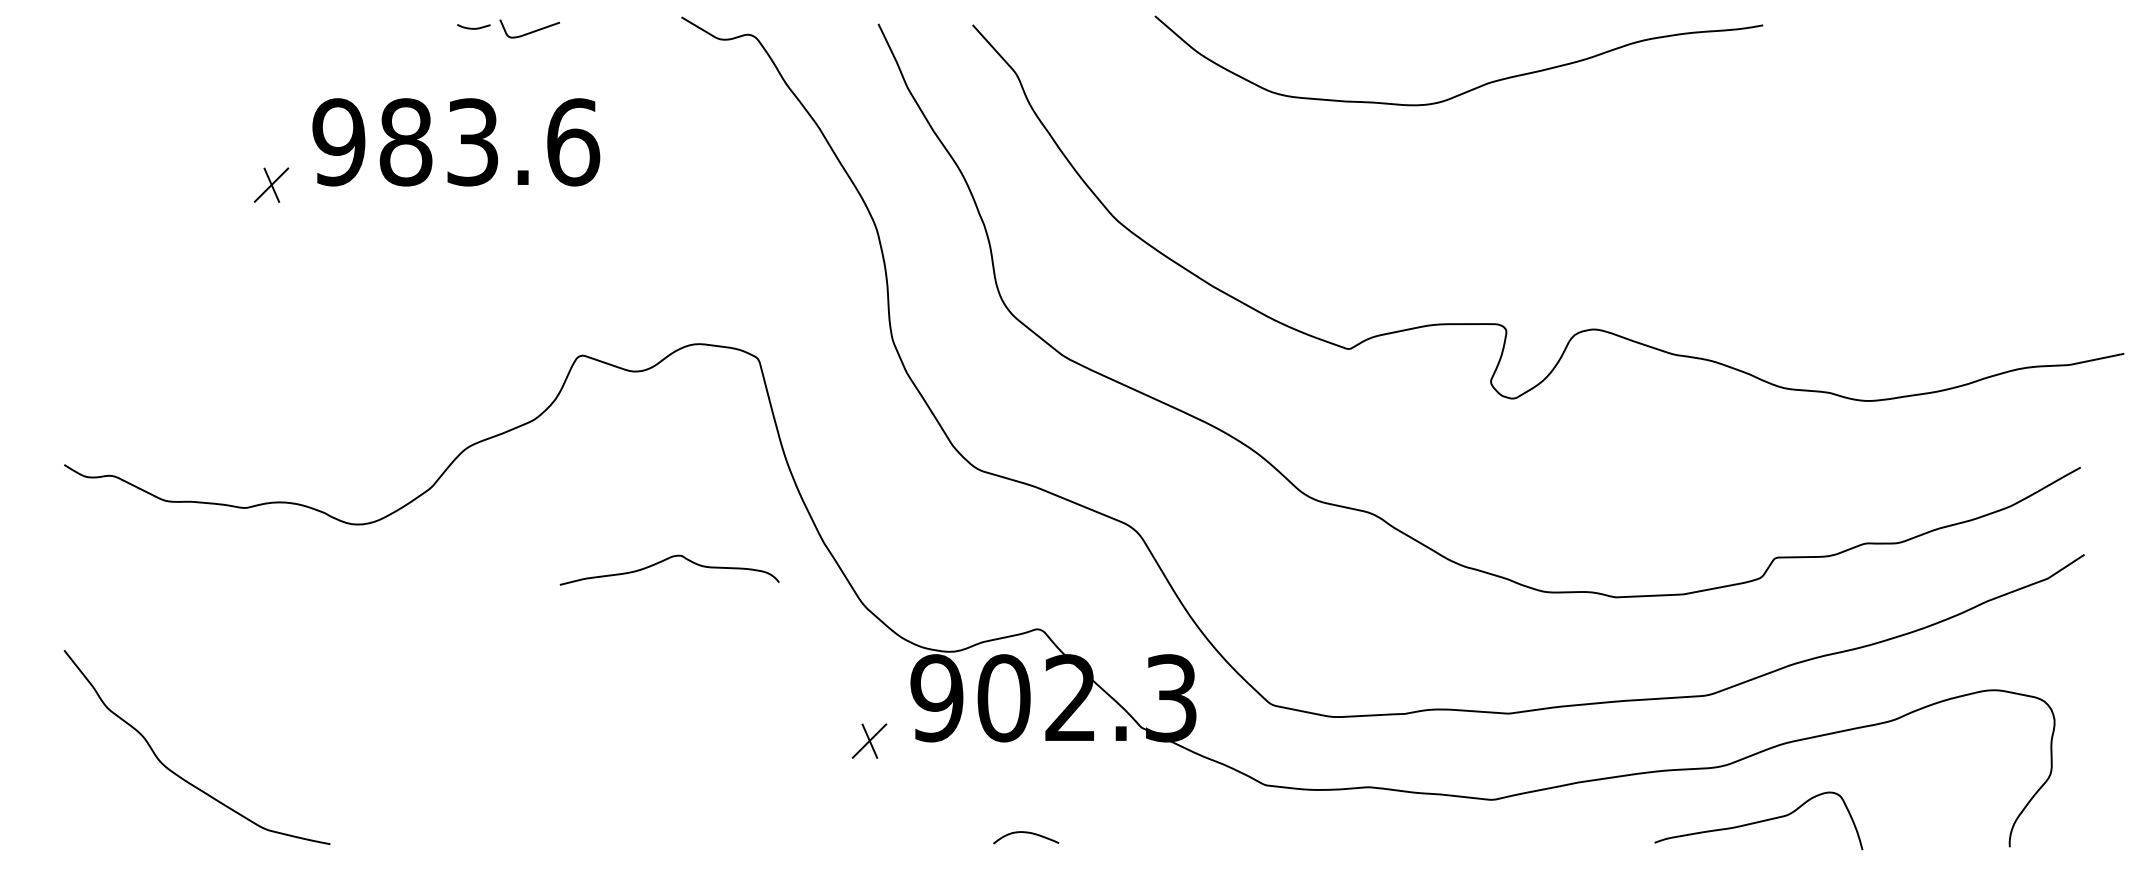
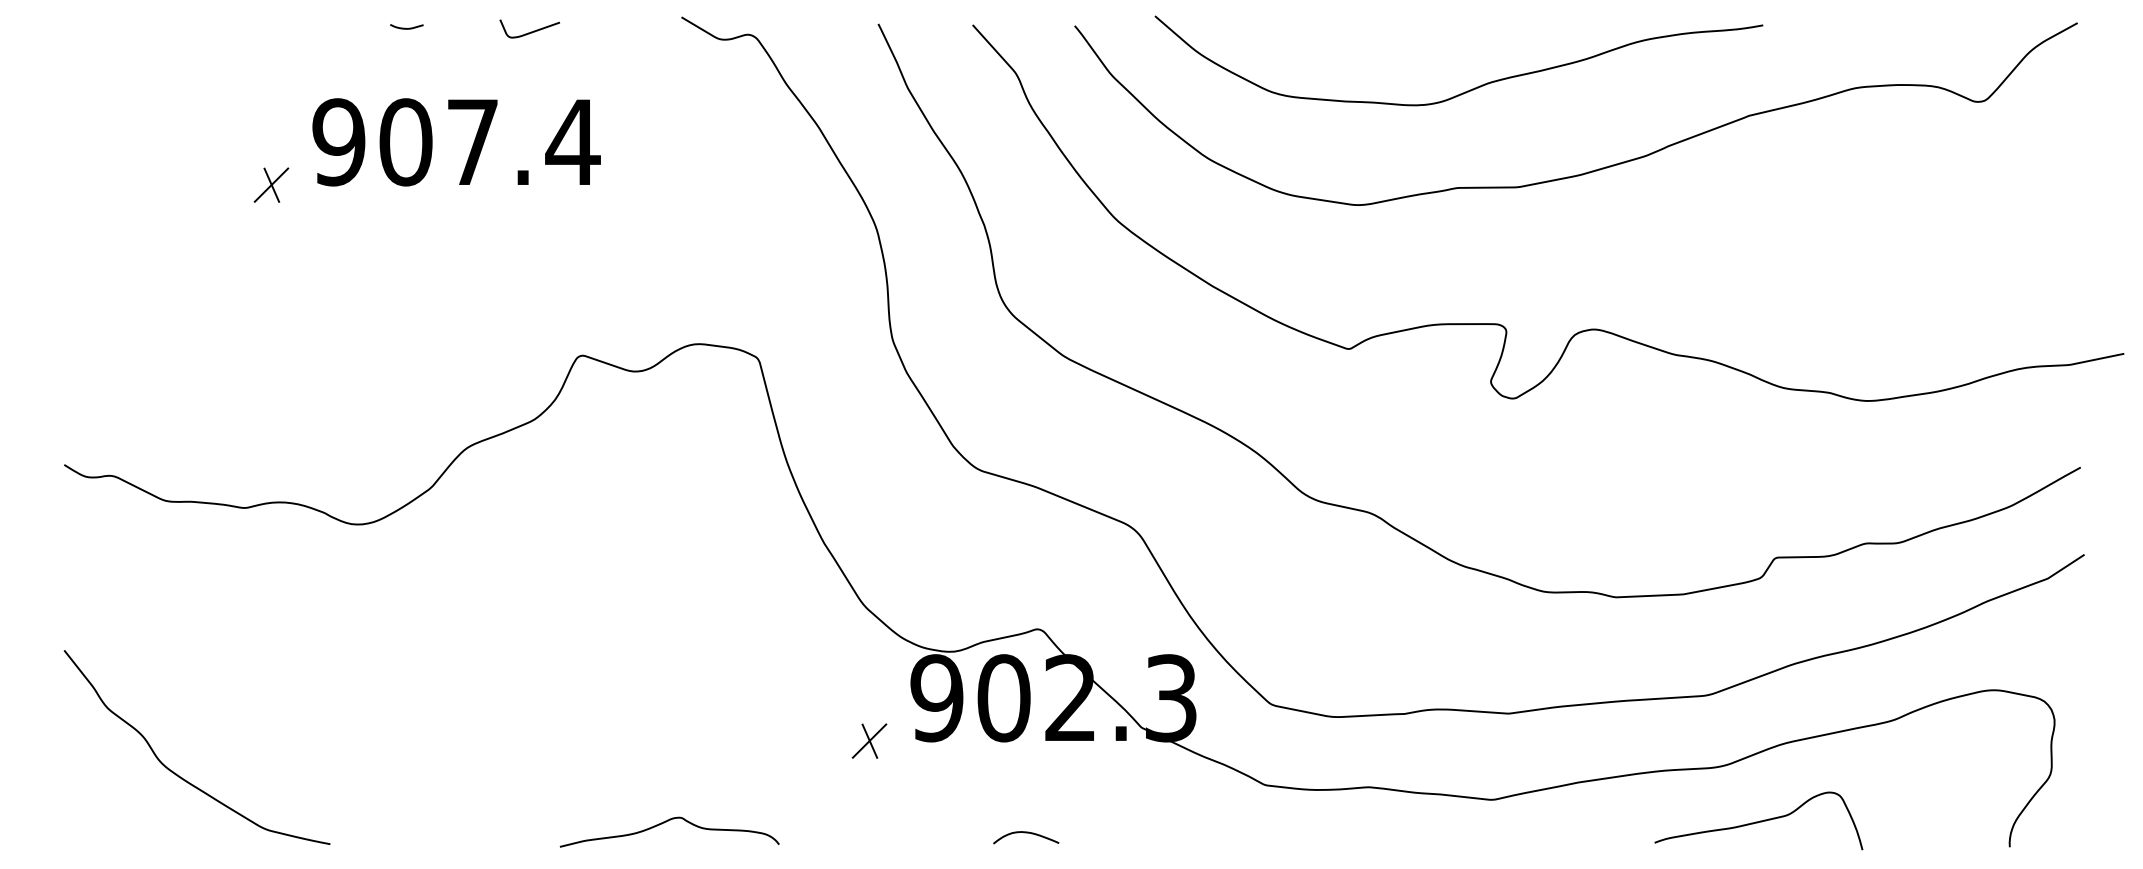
curve position: (472, 27) -> (405, 27) (405, 27)
text: 983.6 -> 907.4 (489, 142)
curve: none -> present (1591, 170)
curve position: (664, 561) -> (664, 823) (664, 823)
